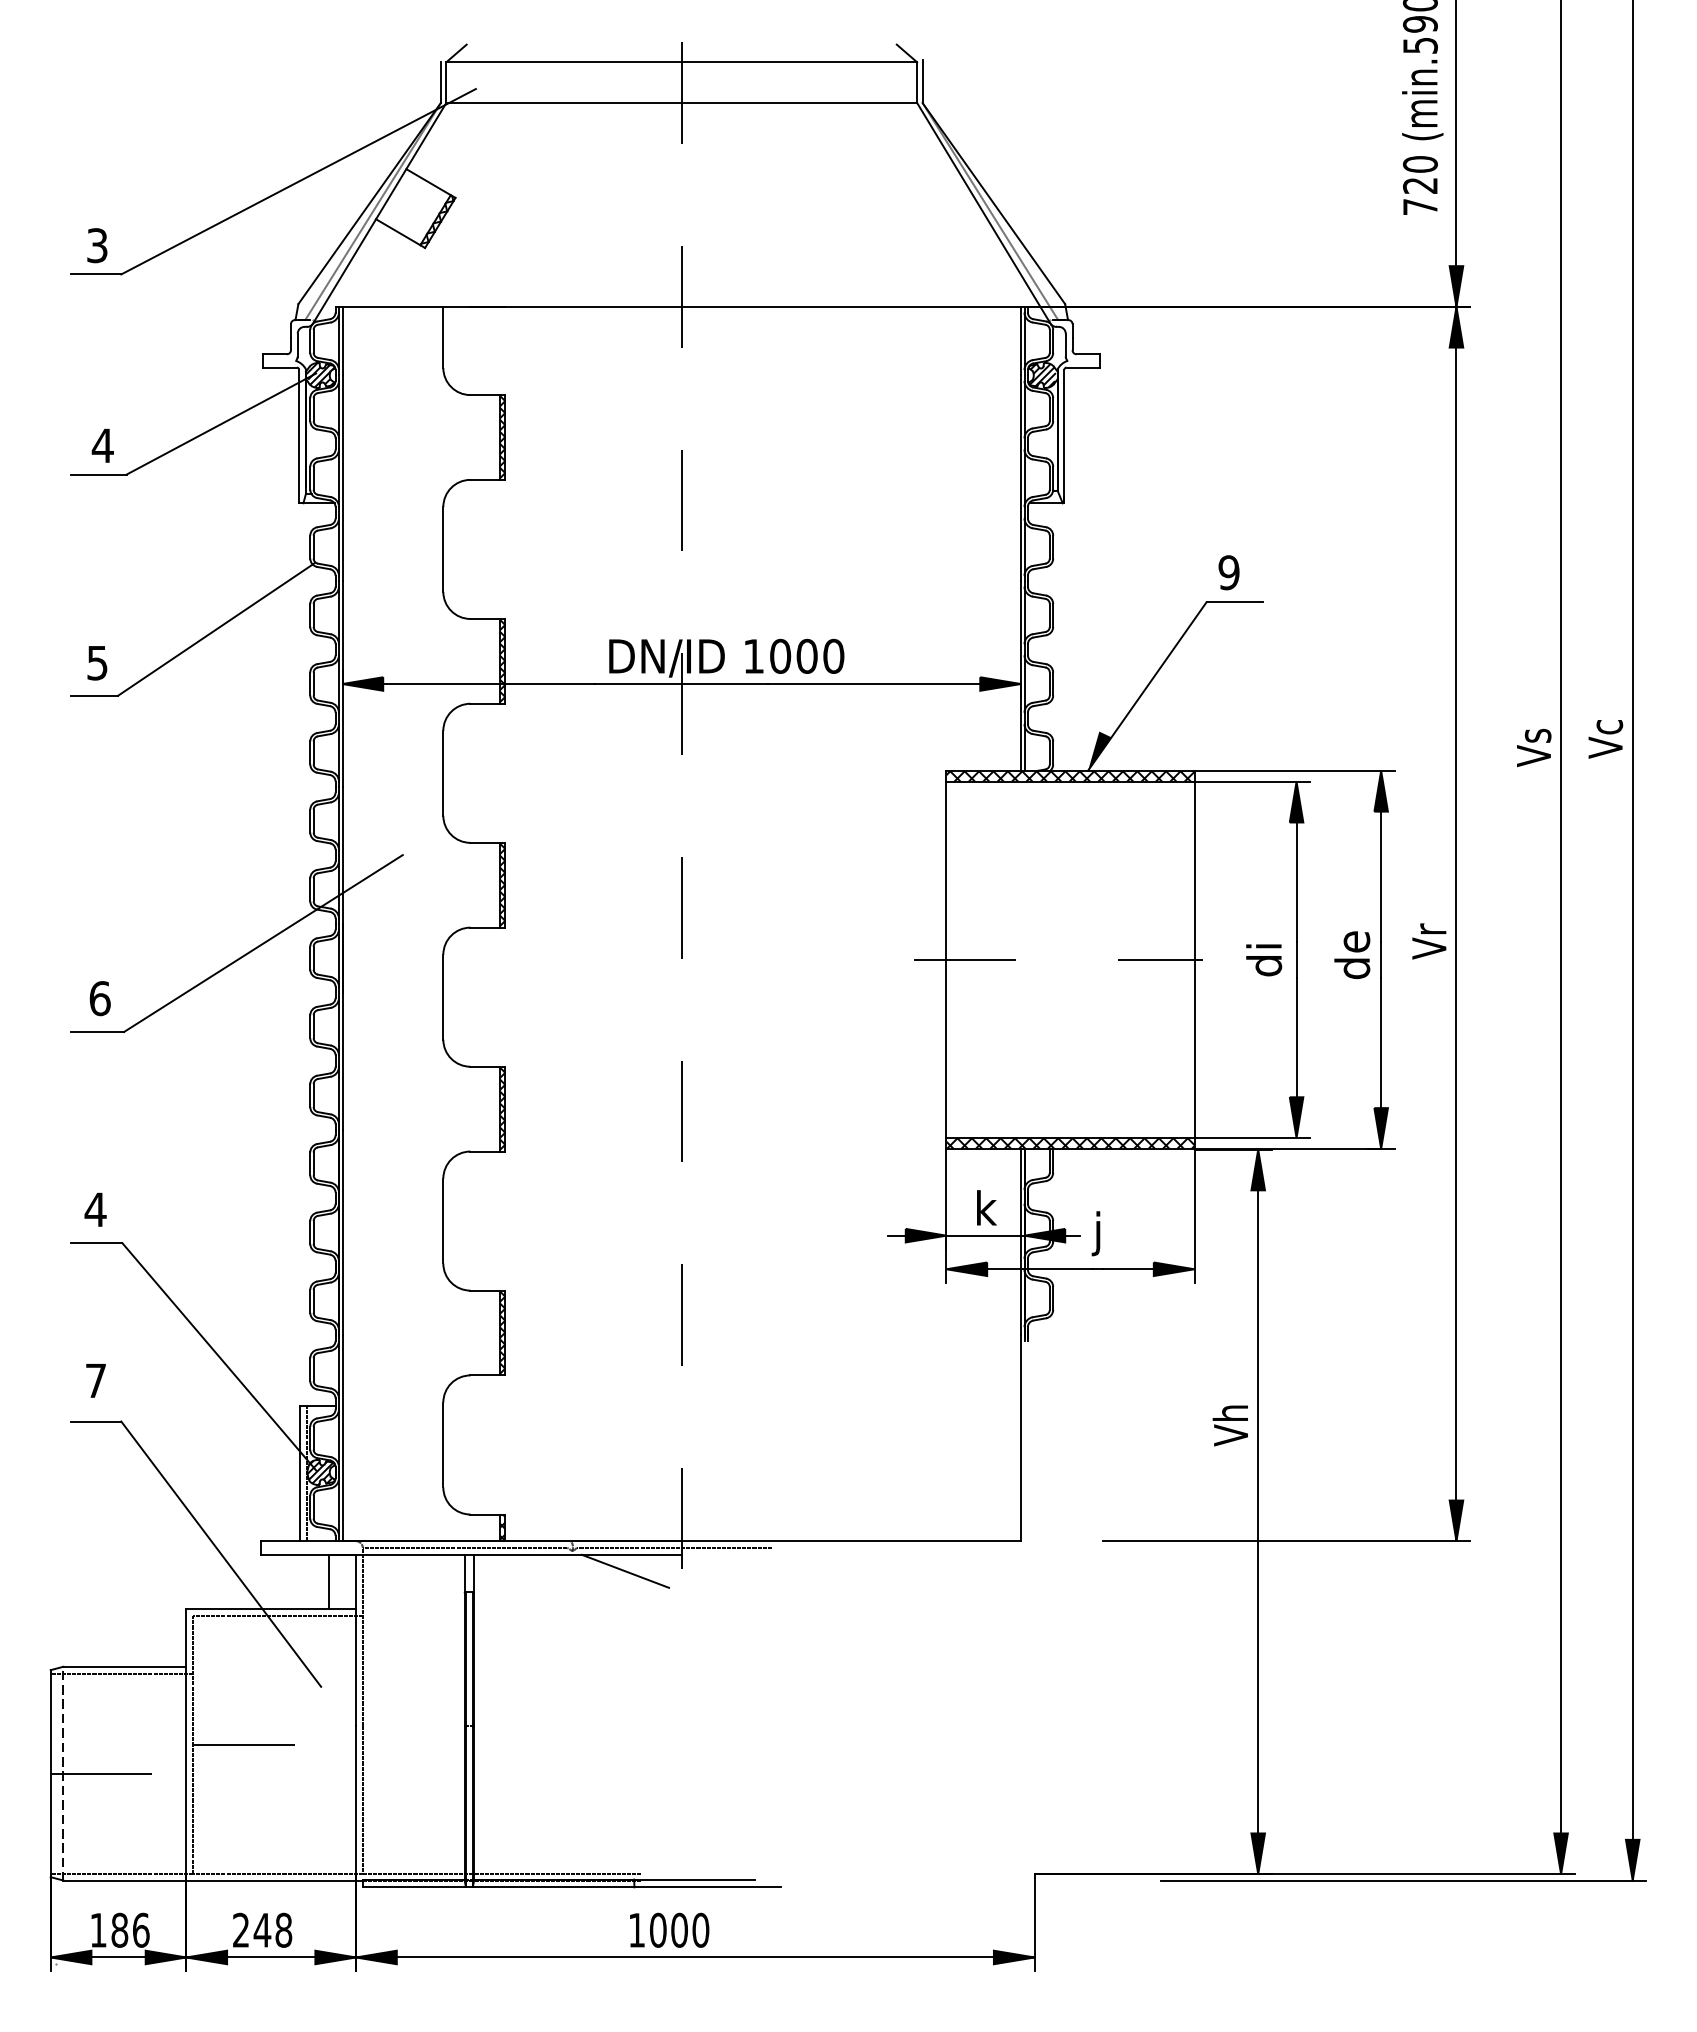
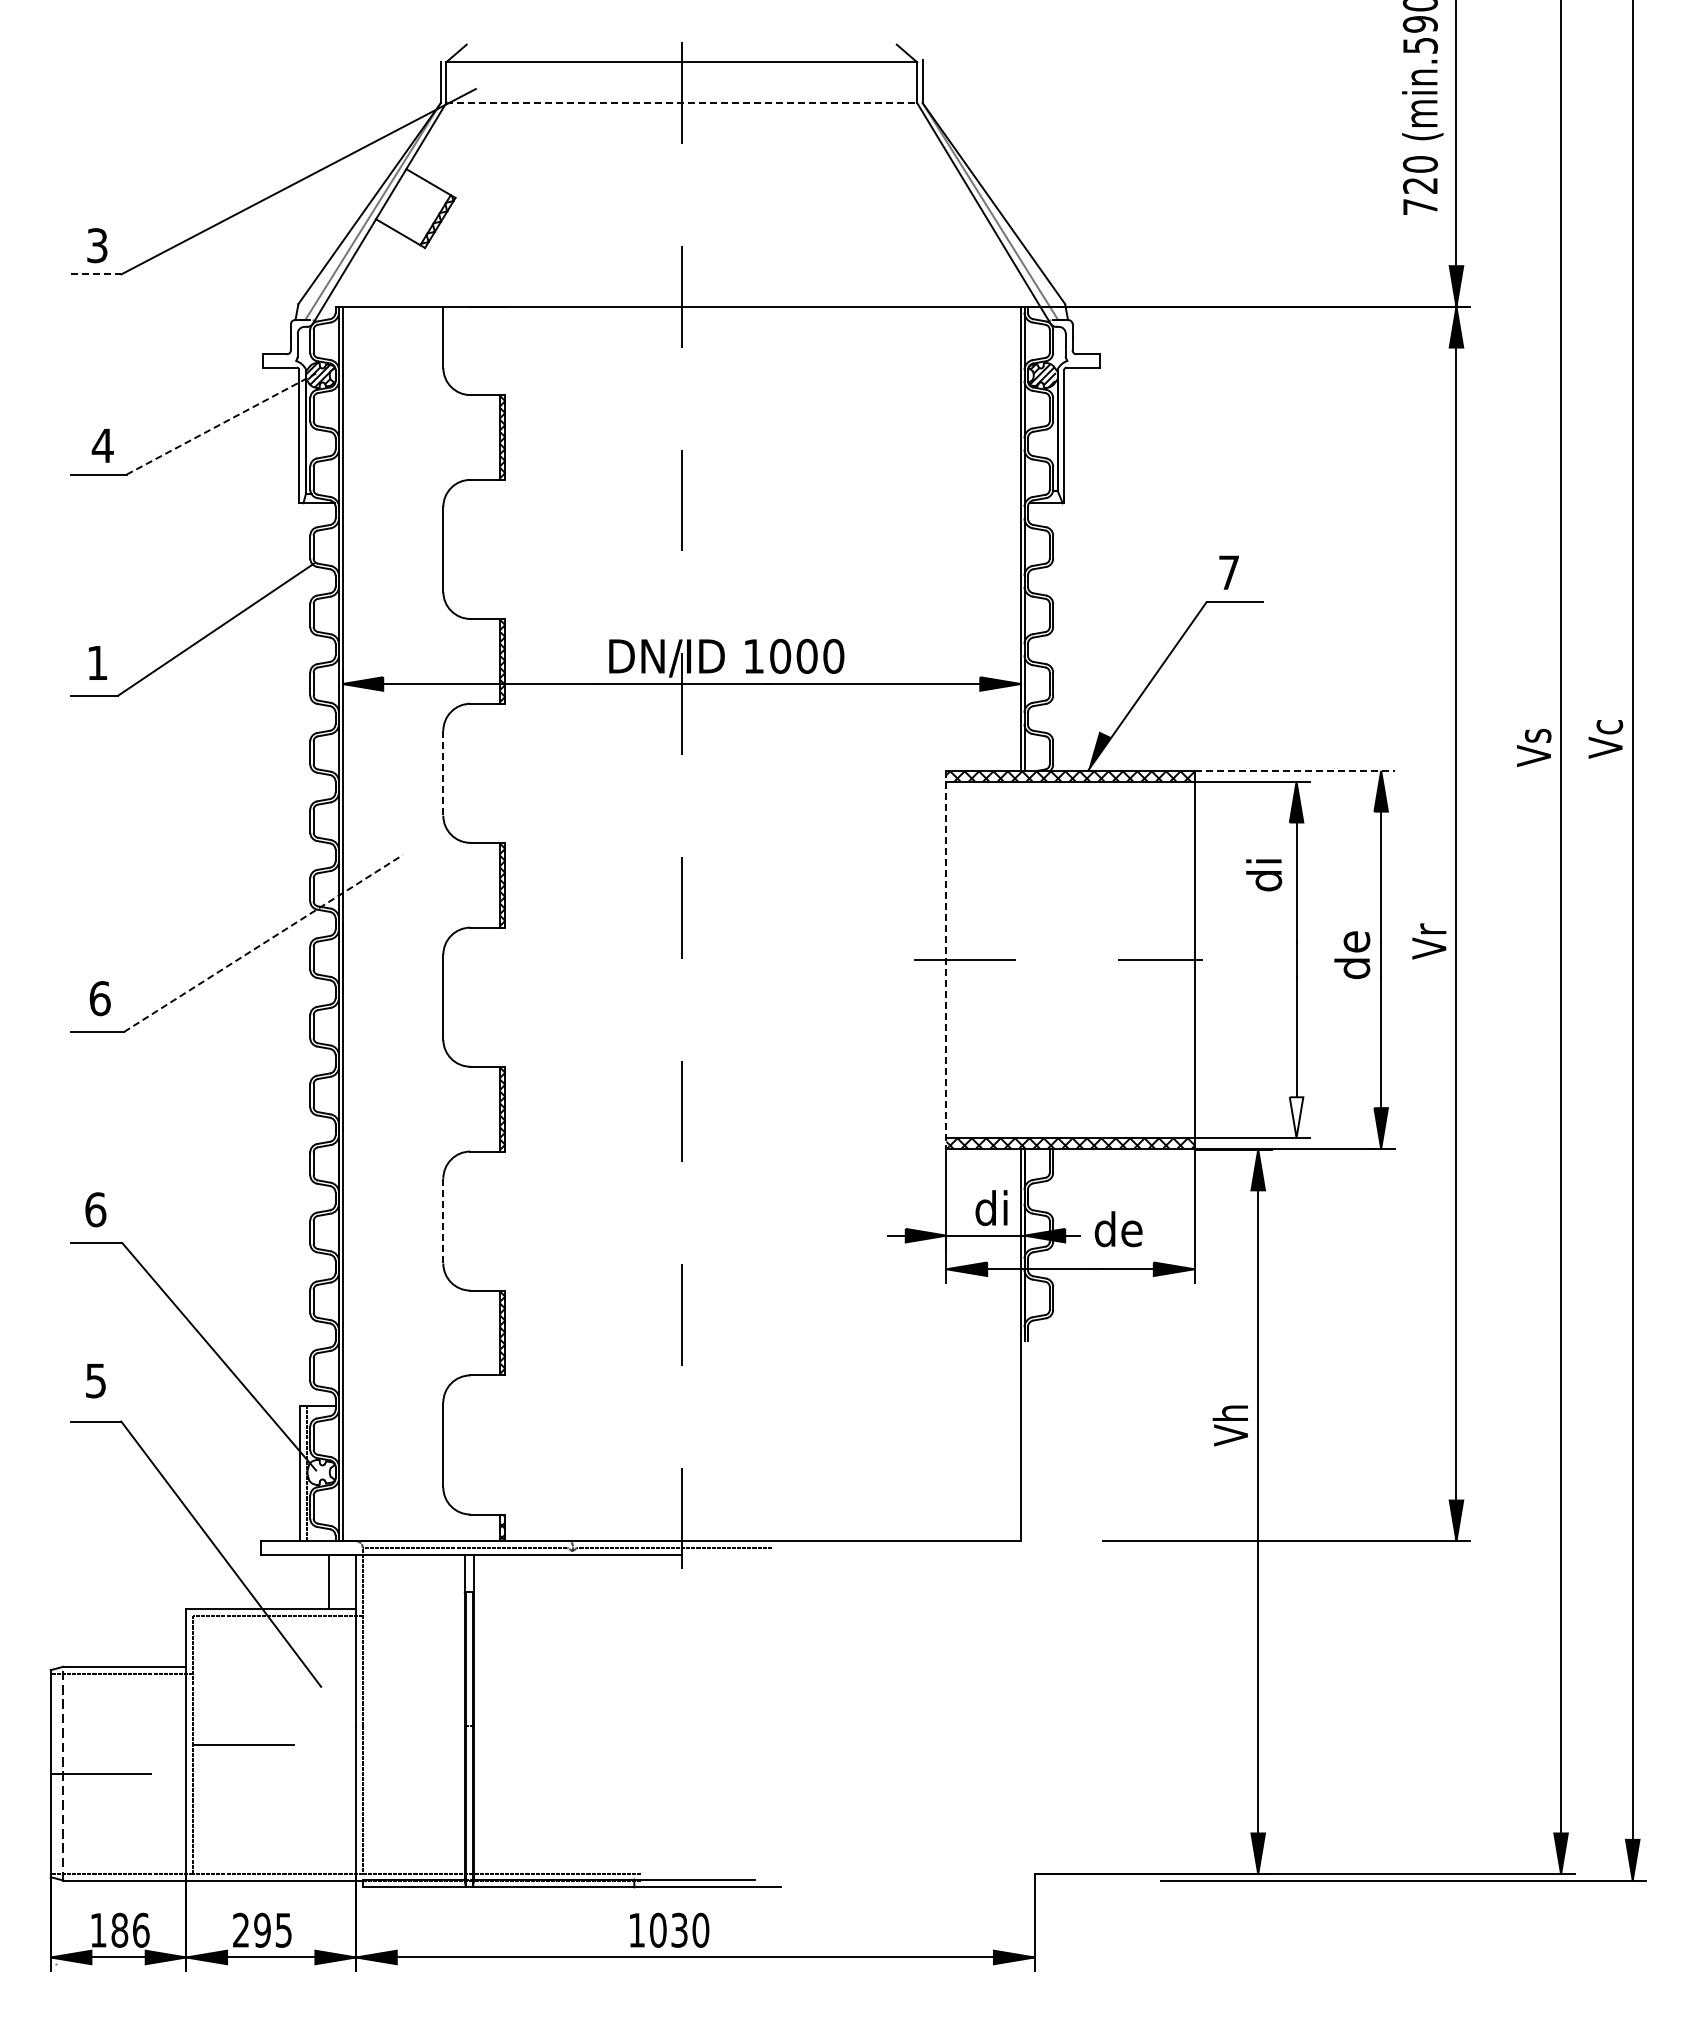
line: solid -> dashed (682, 103)
line: solid -> dashed (96, 274)
line: solid -> dashed (221, 423)
text: 9 -> 7 (1228, 572)
text: 5 -> 1 (97, 663)
line: solid -> dashed (1295, 770)
line: solid -> dashed (443, 773)
line: solid -> dashed (263, 943)
line: solid -> dashed (946, 959)
text position: (1264, 960) -> (1264, 875) (1264, 875)
fill: present -> none (1296, 1117)
text: k -> di (991, 1208)
text: 4 -> 6 (95, 1209)
line: solid -> dashed (443, 1221)
text: j -> de (1116, 1233)
text: 7 -> 5 (95, 1381)
hatch: present -> none (320, 1472)
line: present -> none (625, 1570)
text: 248 -> 295 (272, 1929)
text: 1000 -> 1030 (679, 1929)
